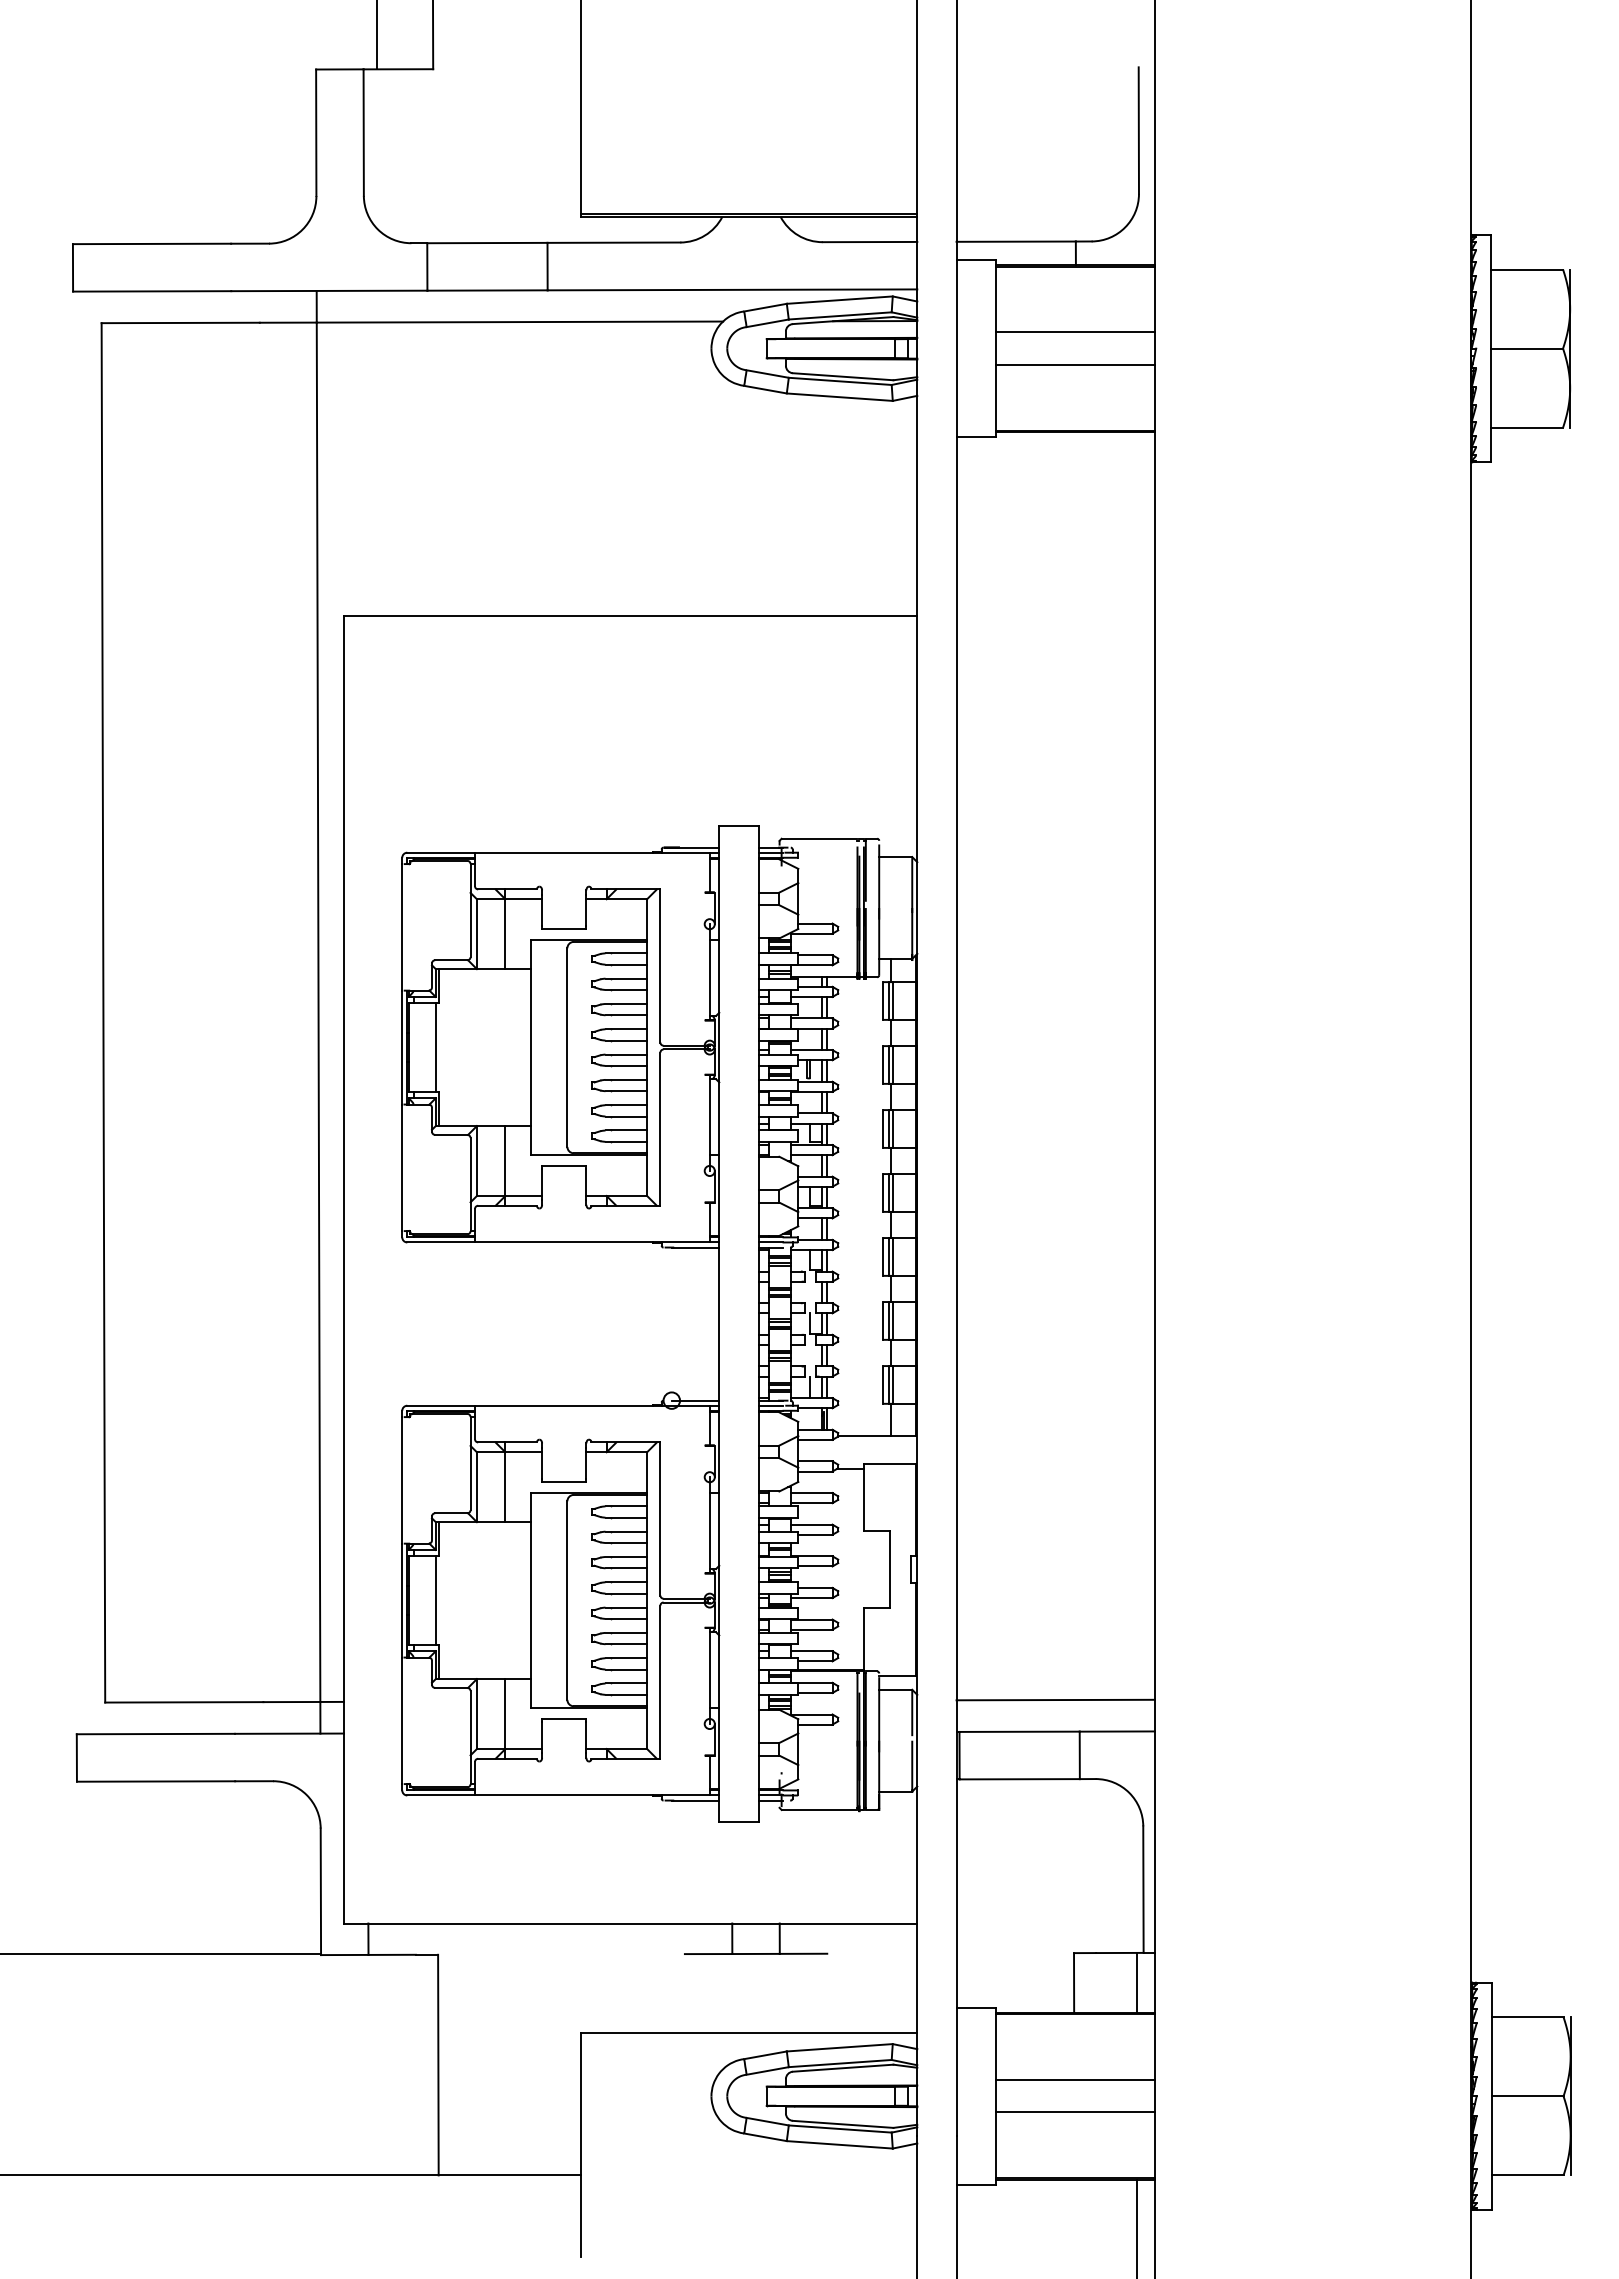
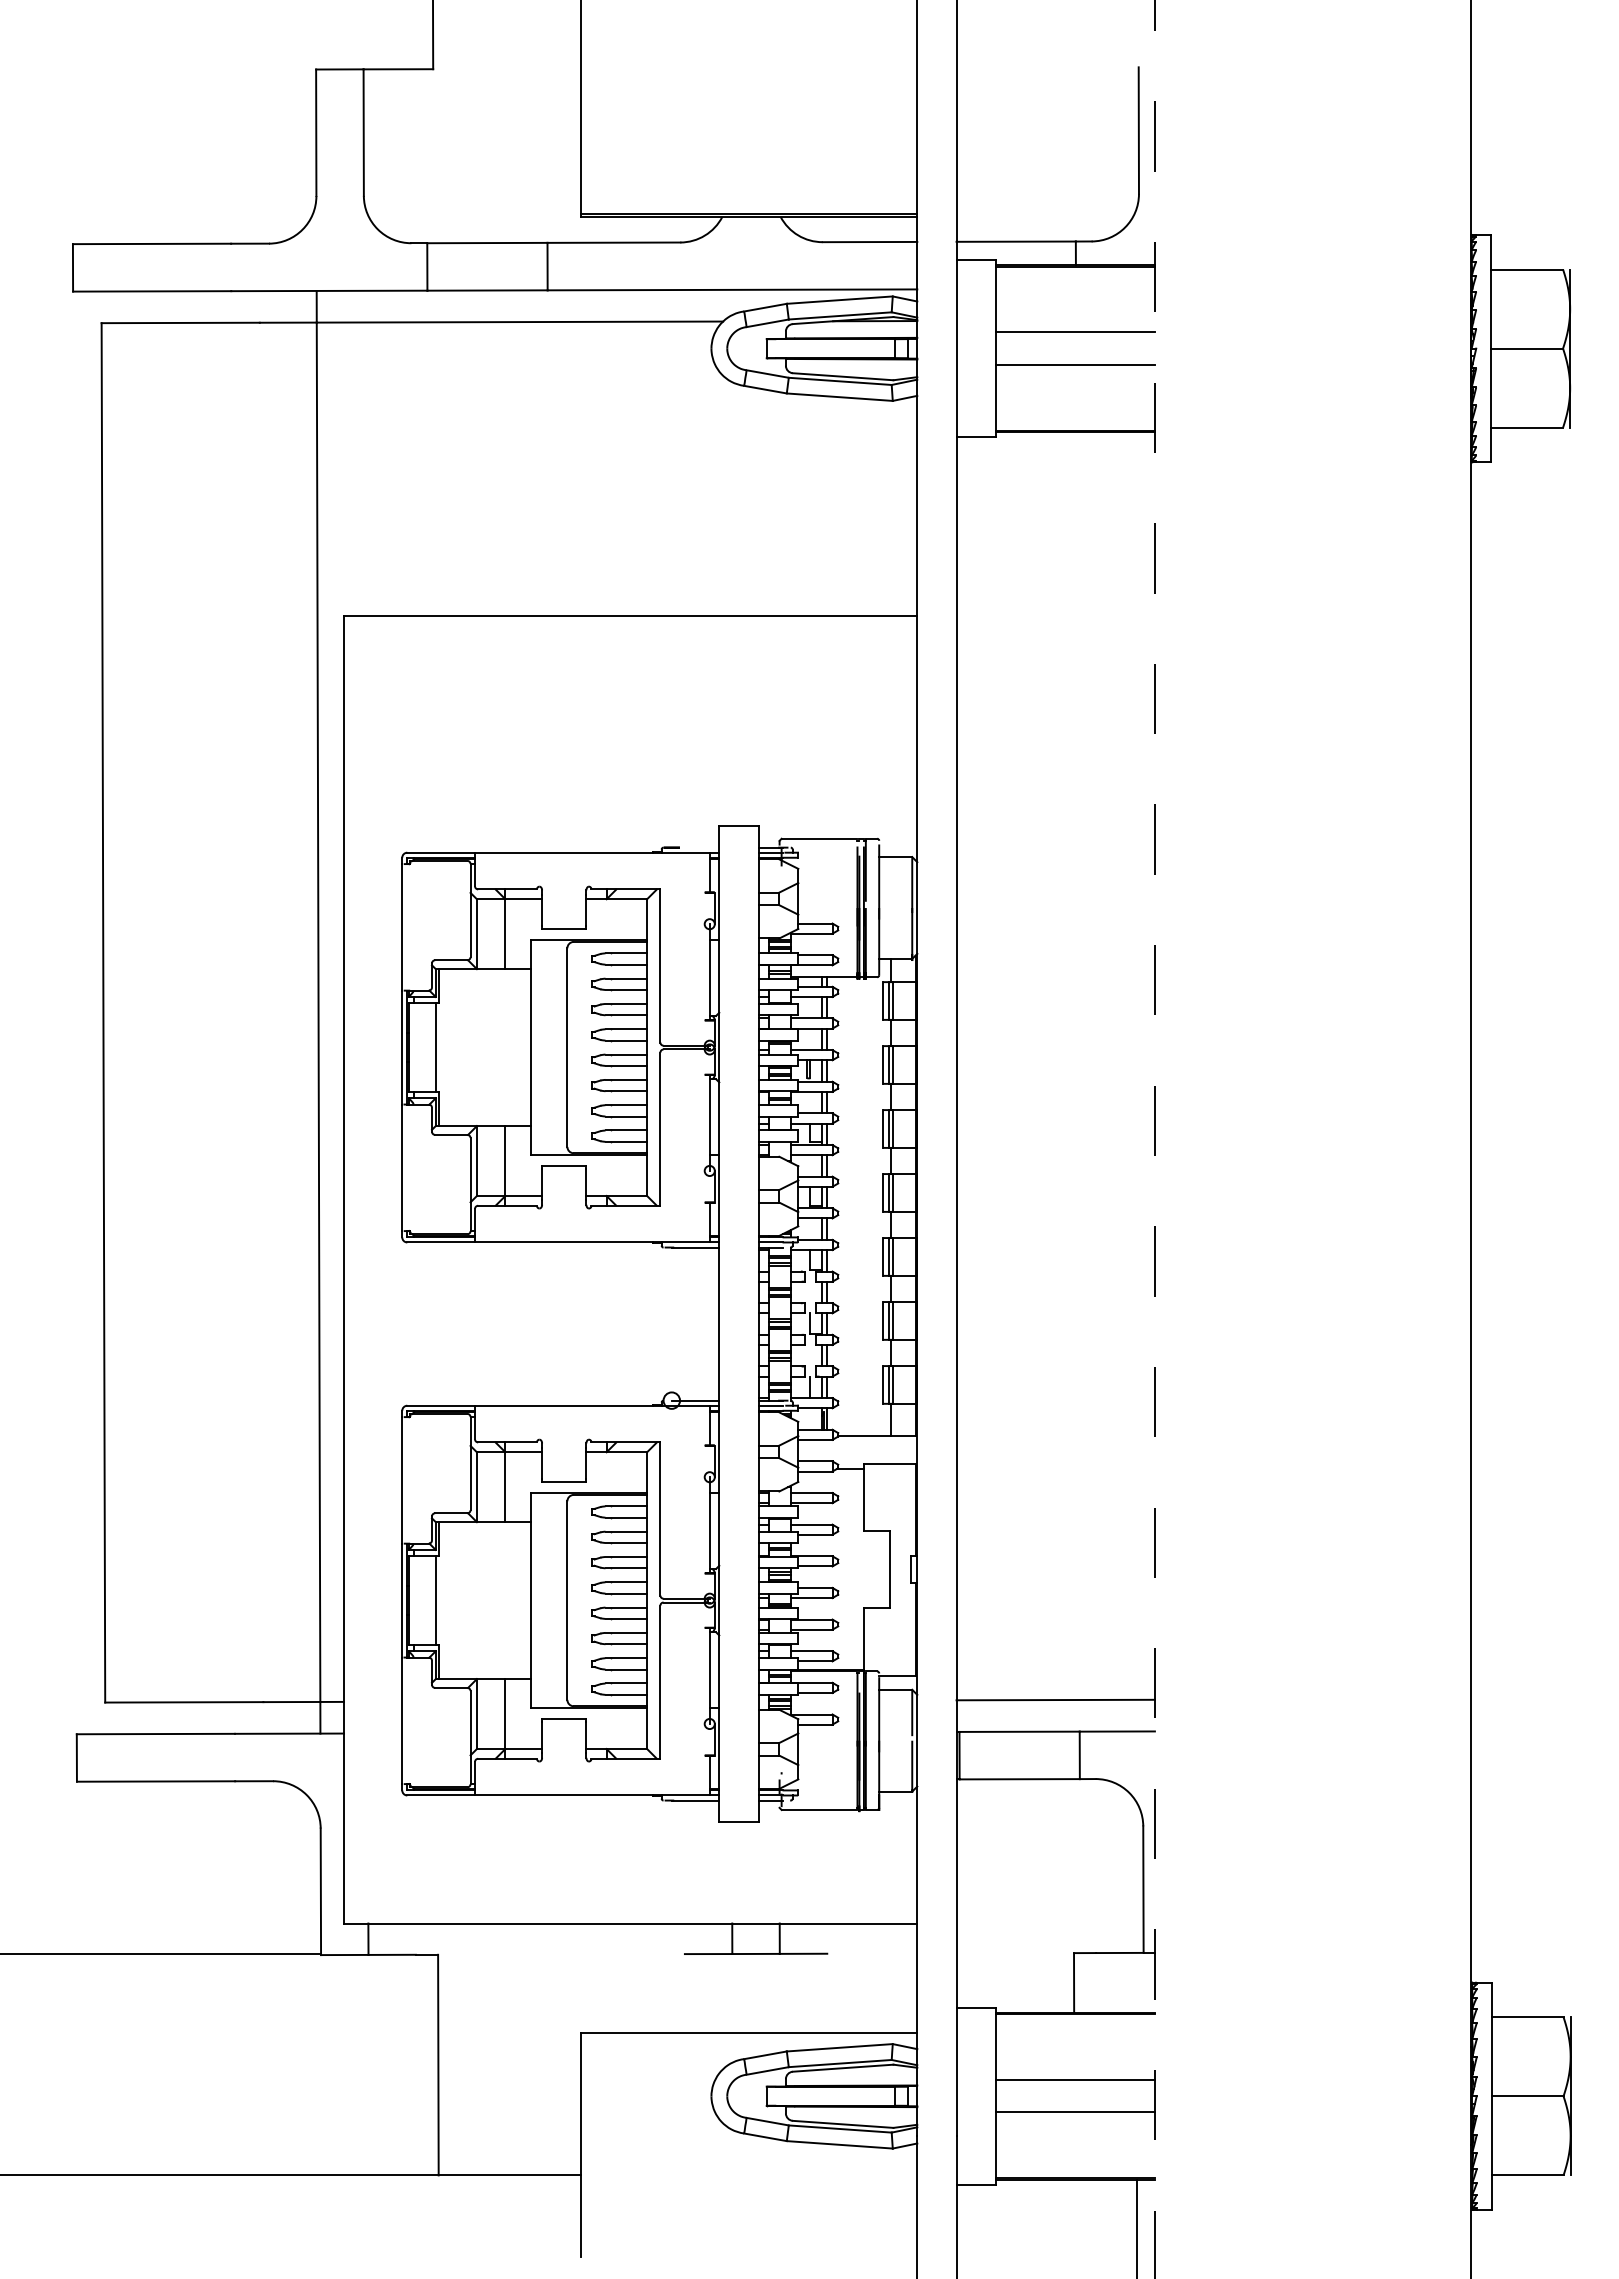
line: present -> none (377, 35)
line: present -> none (695, 847)
line: solid -> dashed (1154, 1139)
line: present -> none (1136, 1982)
